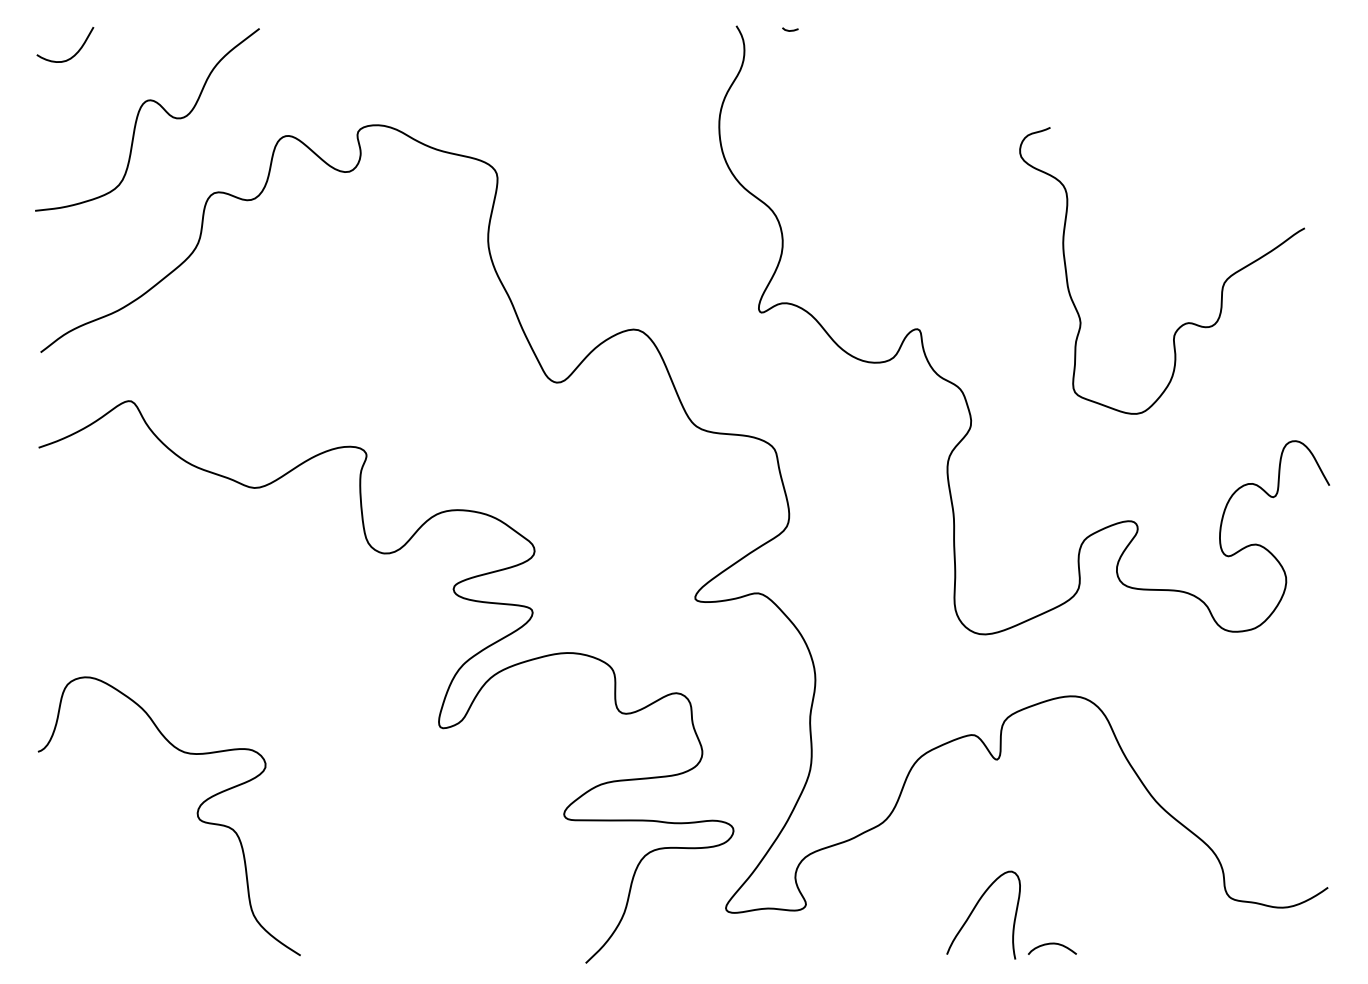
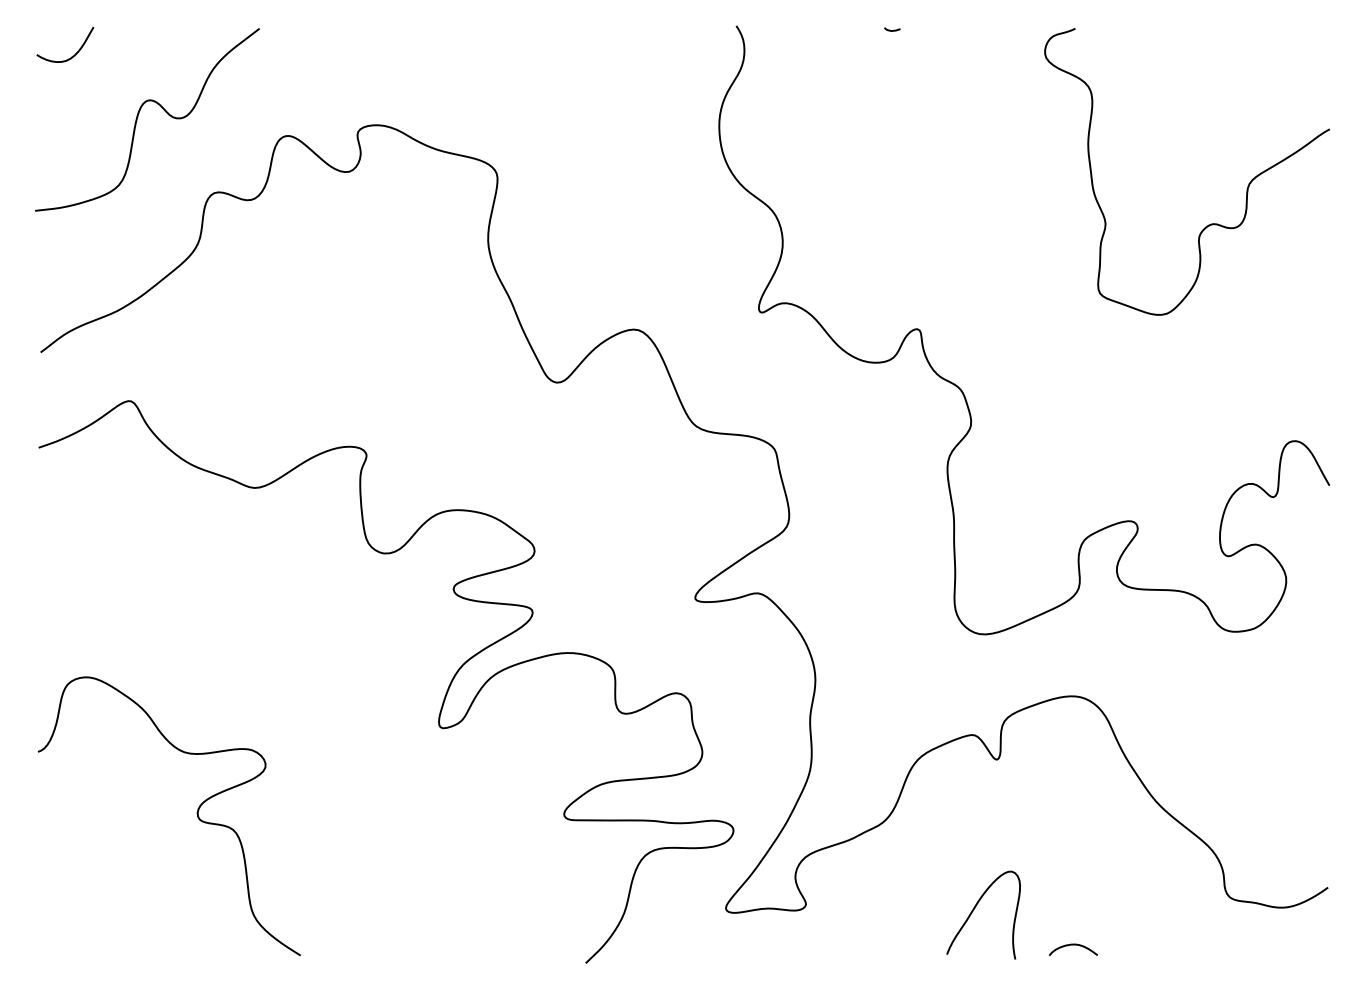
line position: (791, 29) -> (893, 29) (893, 29)
curve position: (1185, 322) -> (1210, 223) (1210, 223)
curve position: (1052, 944) -> (1073, 945) (1073, 945)
